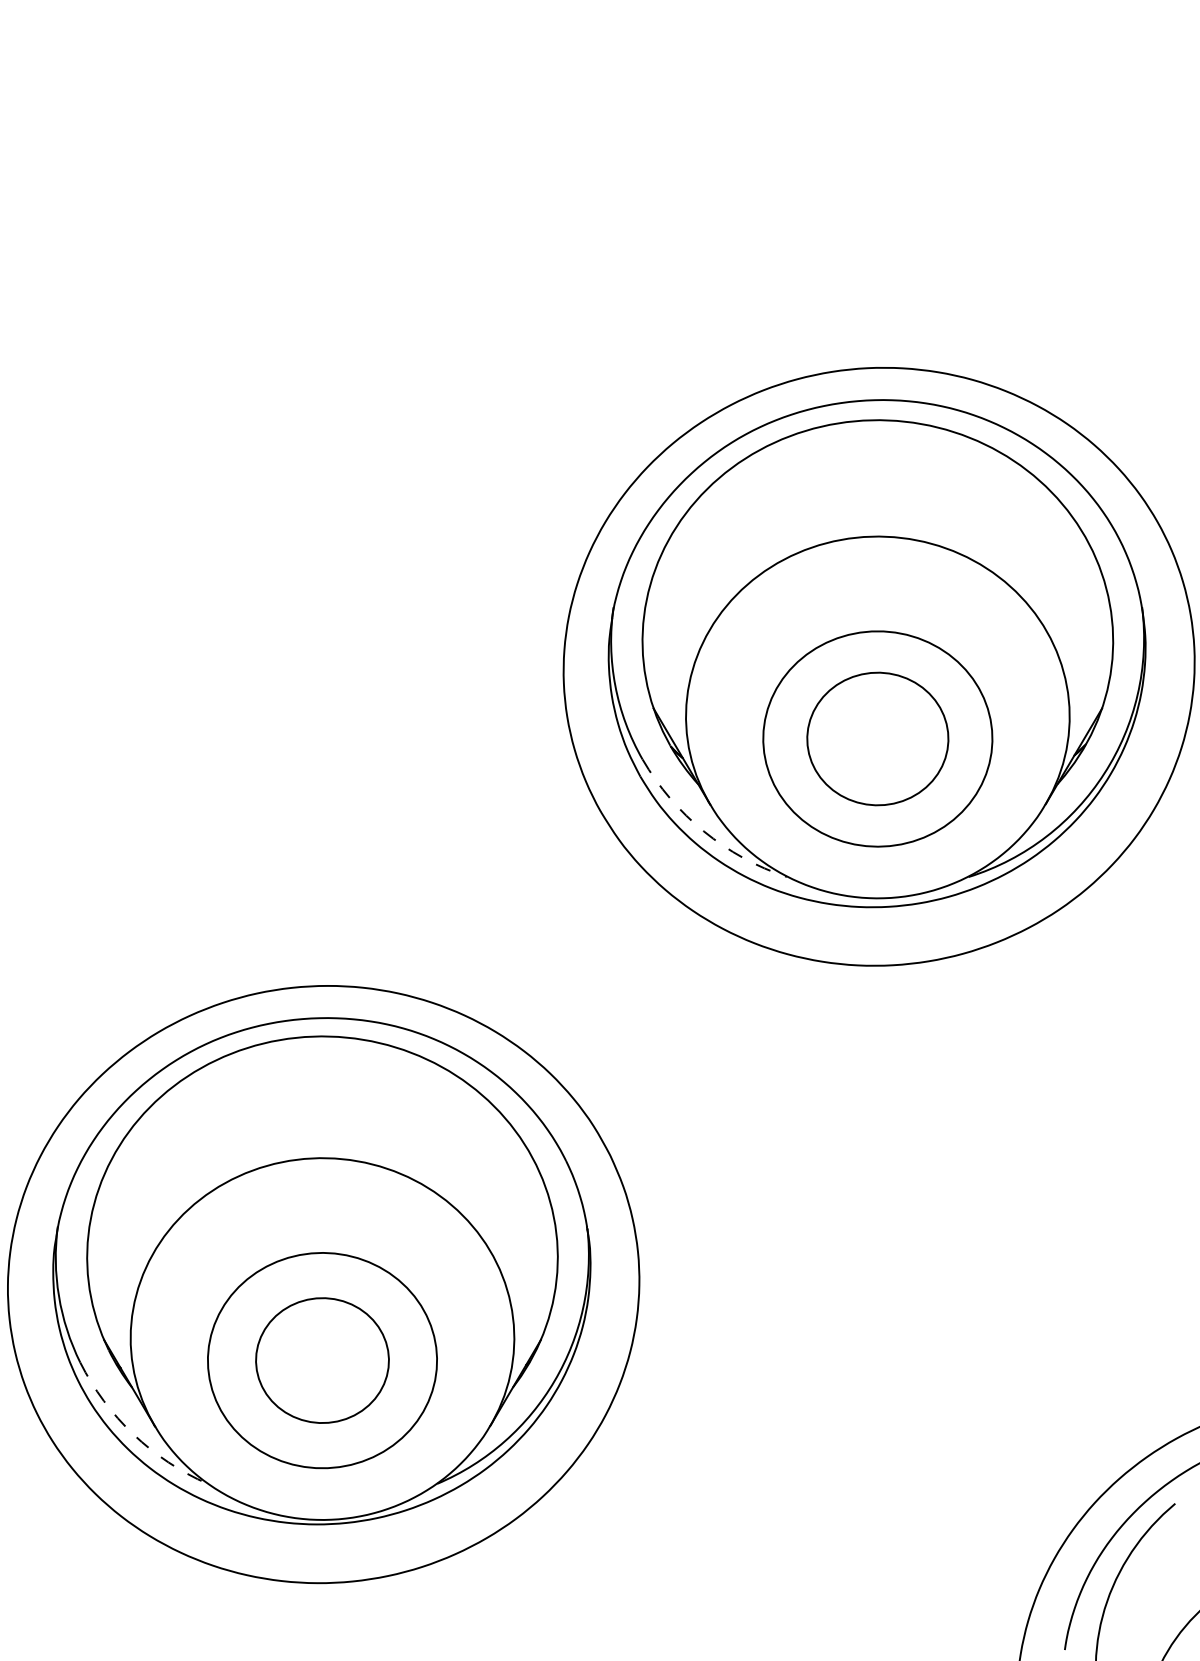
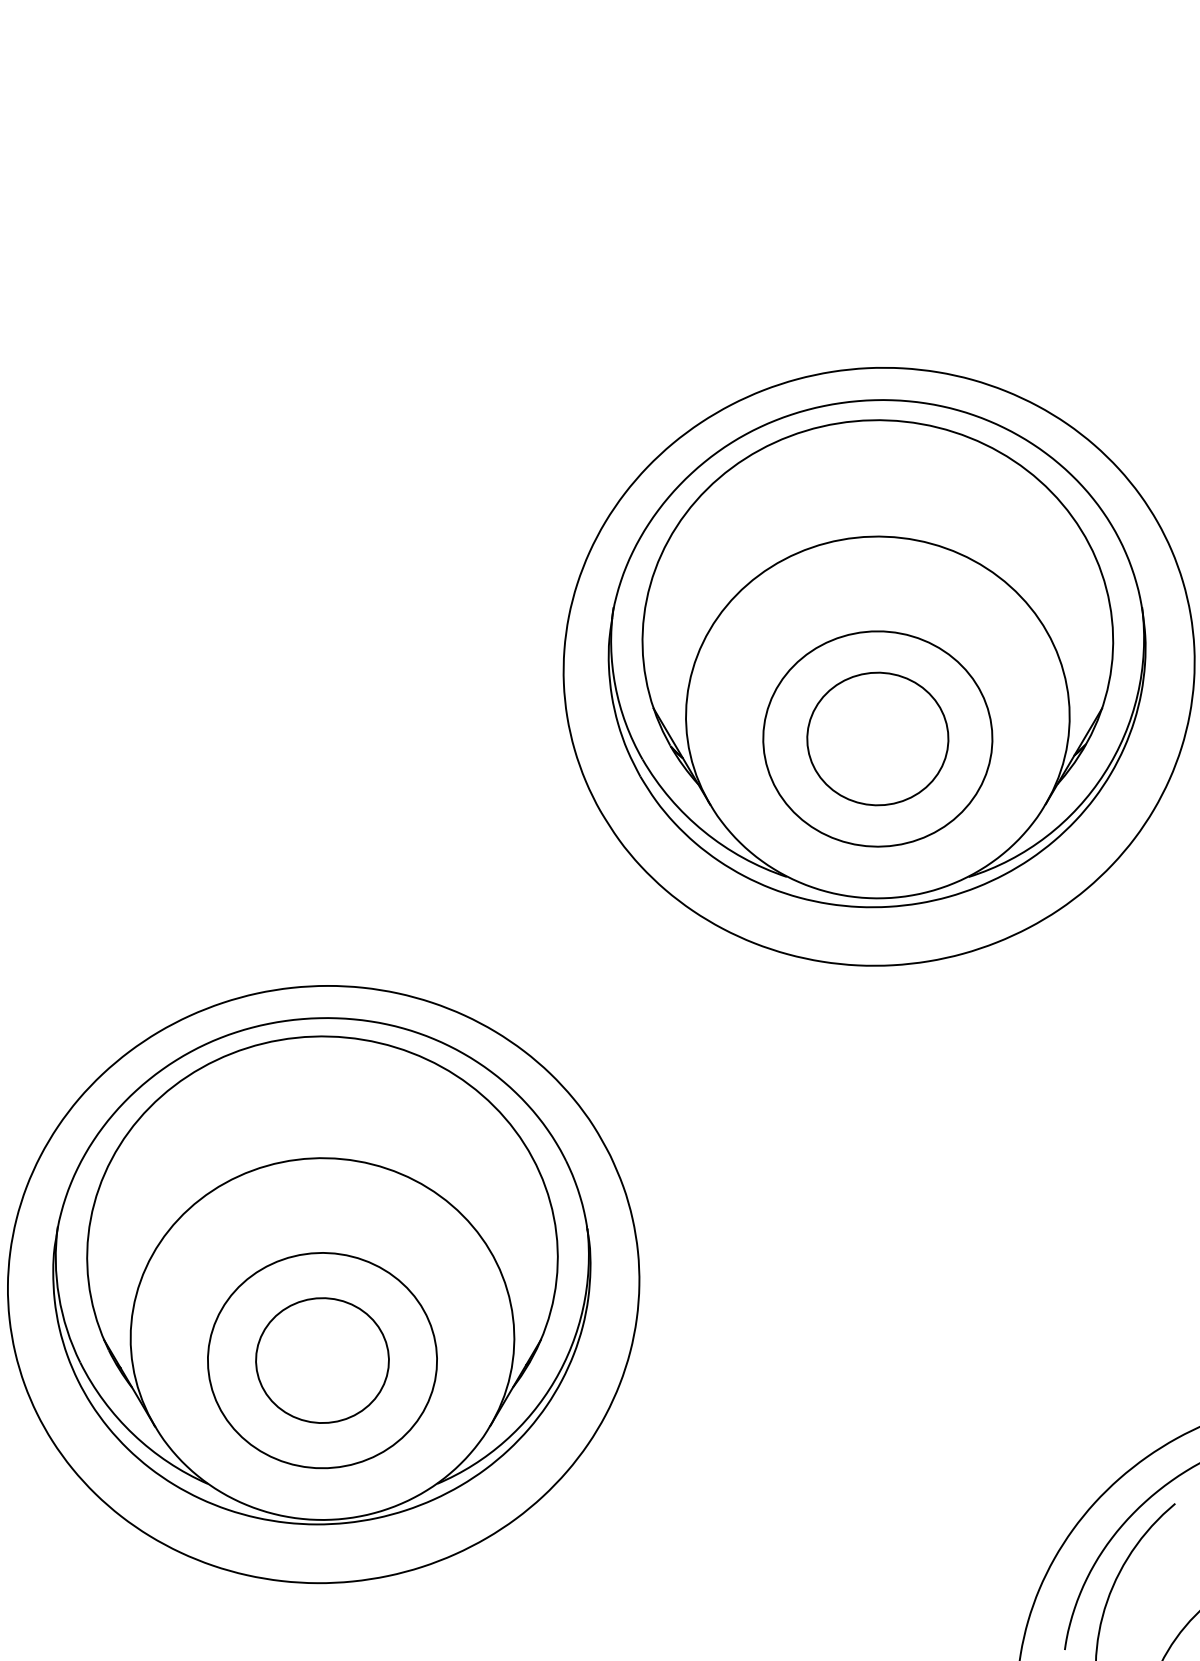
arc: dashed -> solid (703, 831)
arc: dashed -> solid (133, 1434)
